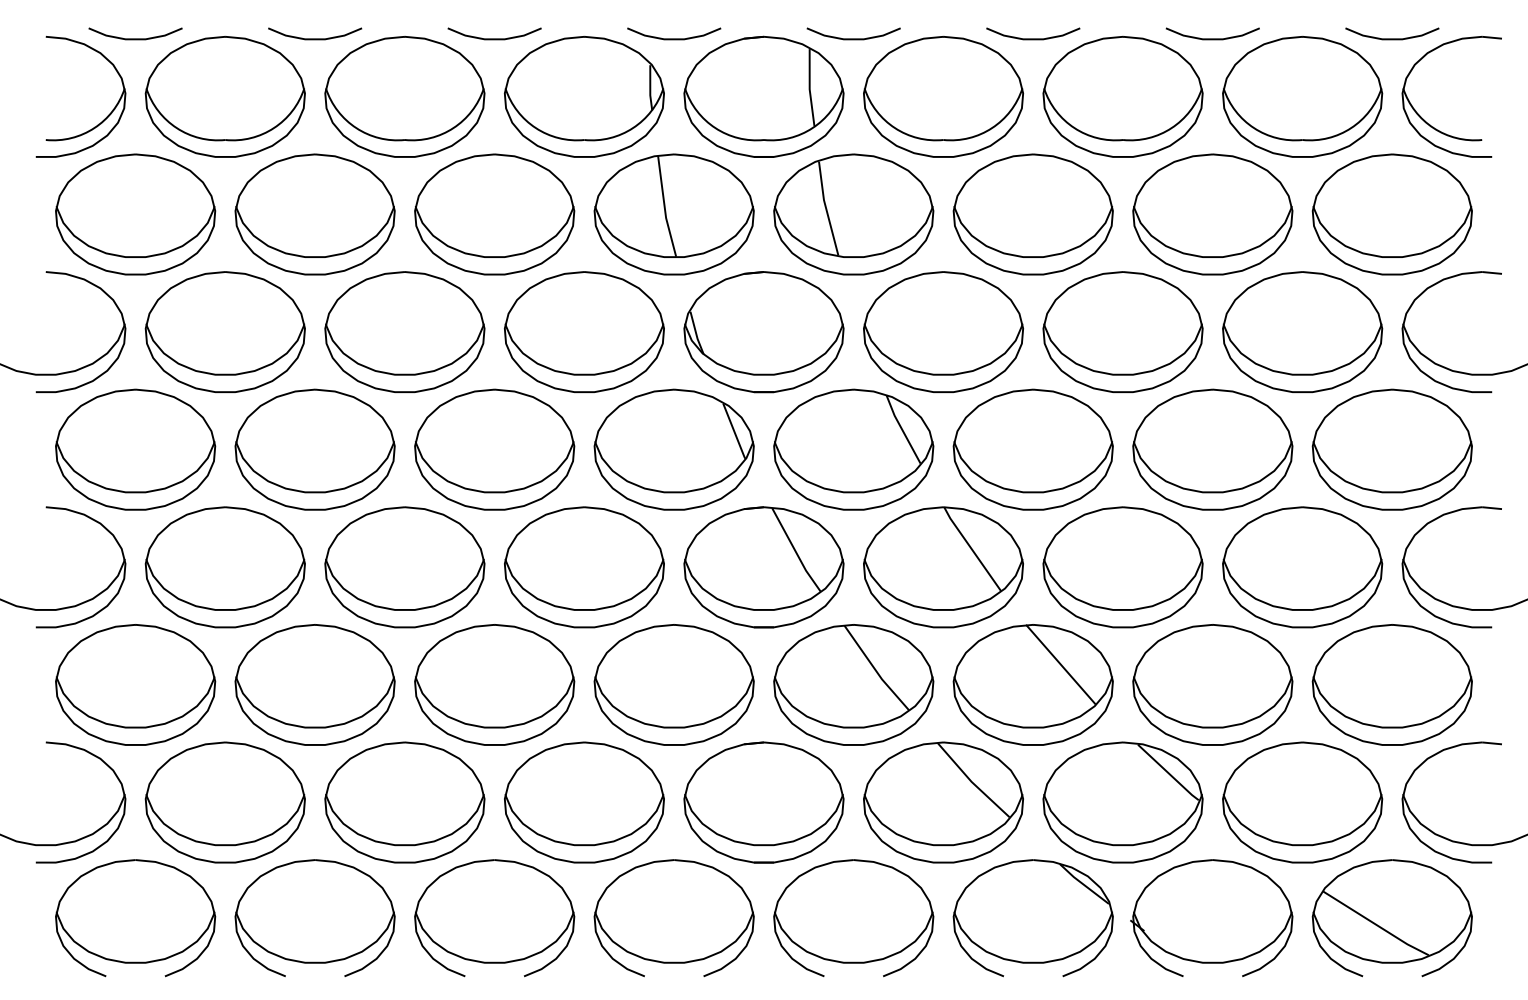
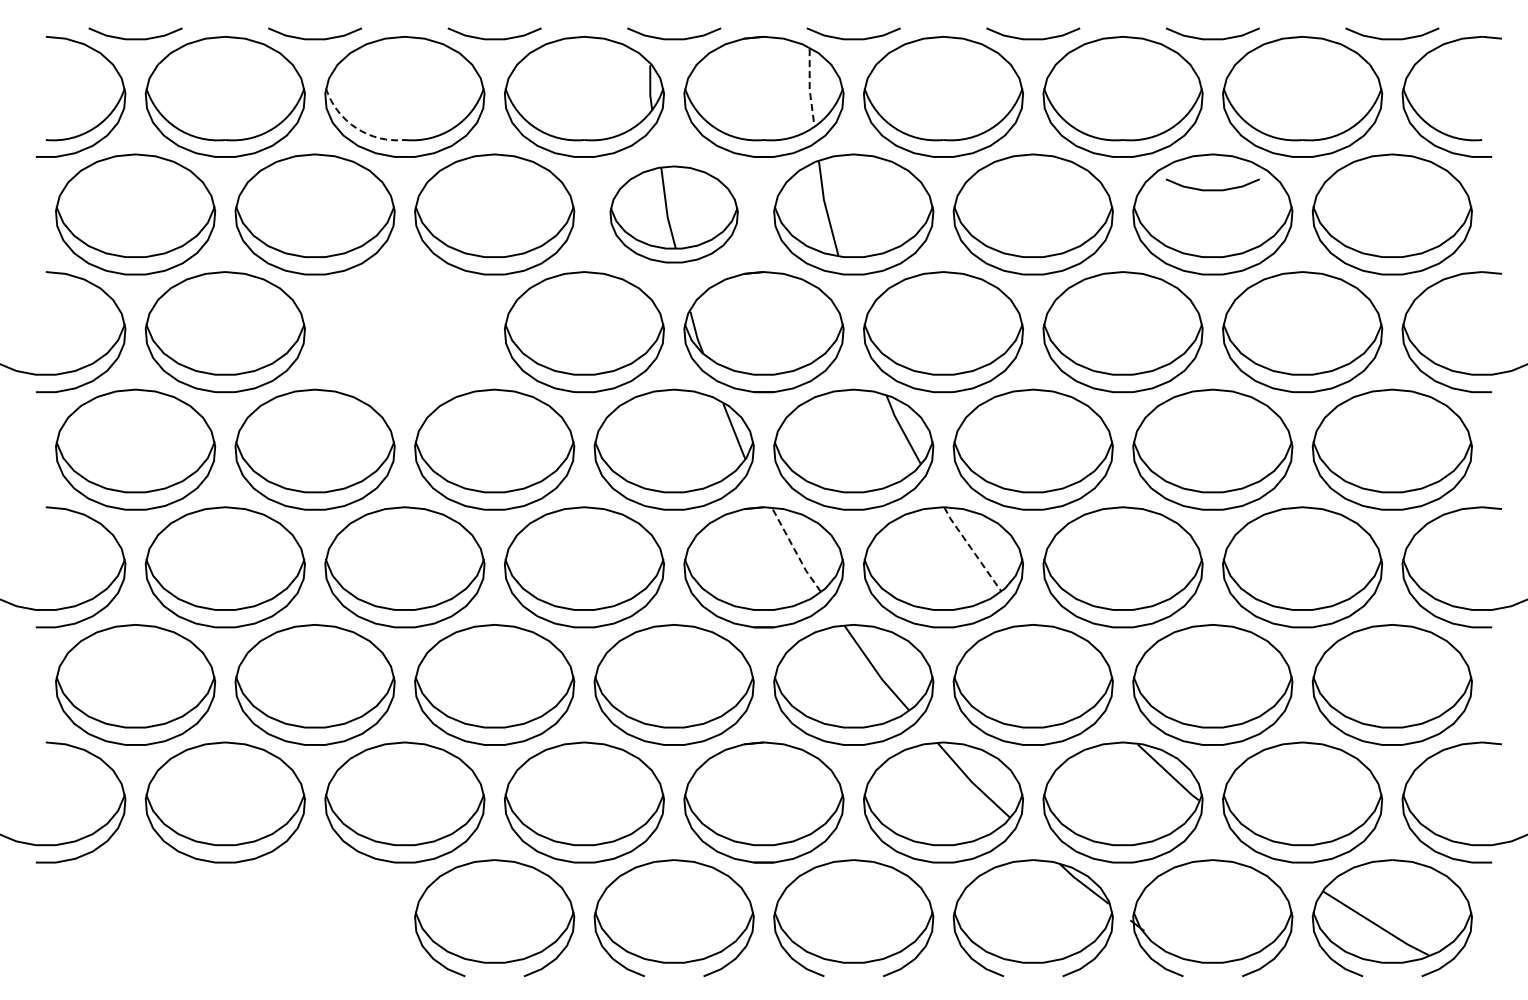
line: solid -> dashed (809, 88)
arc: solid -> dashed (356, 128)
curve: none -> present (1212, 189)
part size: 162x123 px -> 130x99 px (673, 214)
part: present -> none (404, 331)
line: solid -> dashed (971, 549)
line: solid -> dashed (795, 551)
line: present -> none (1060, 664)
part: present -> none (135, 918)
part: present -> none (314, 918)
